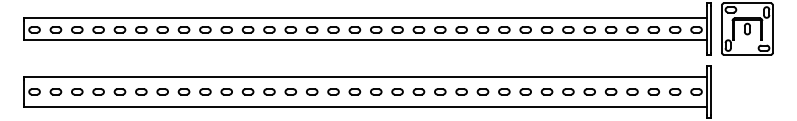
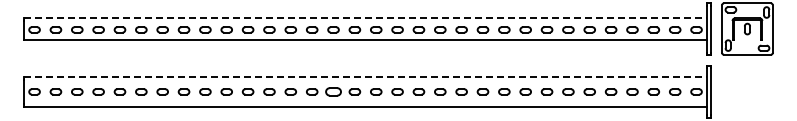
line: solid -> dashed (365, 18)
line: solid -> dashed (365, 76)
part size: 13x8 px -> 17x10 px (333, 91)
